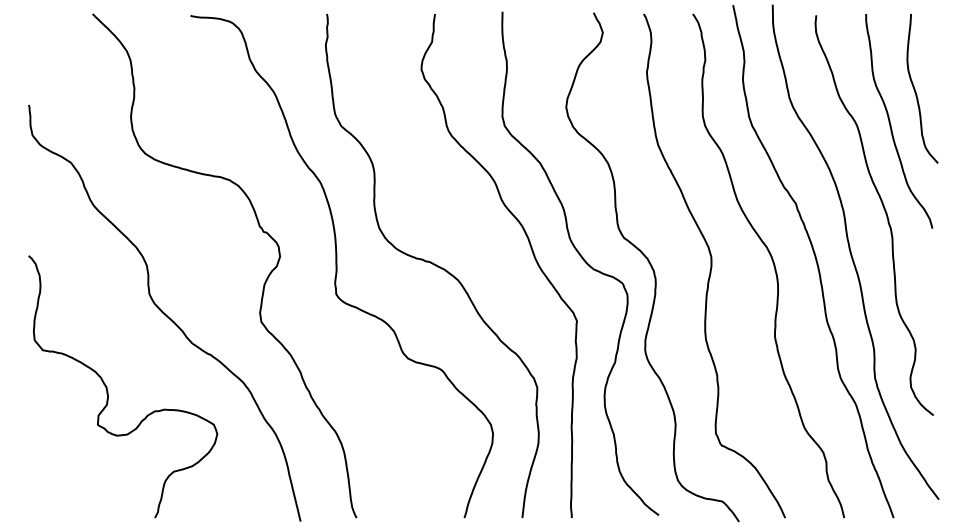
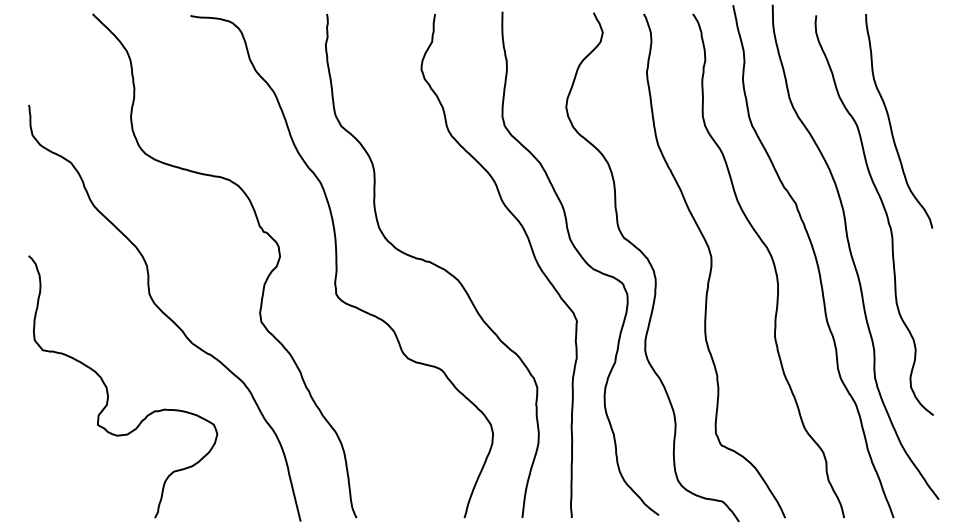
curve: present -> none (916, 91)
